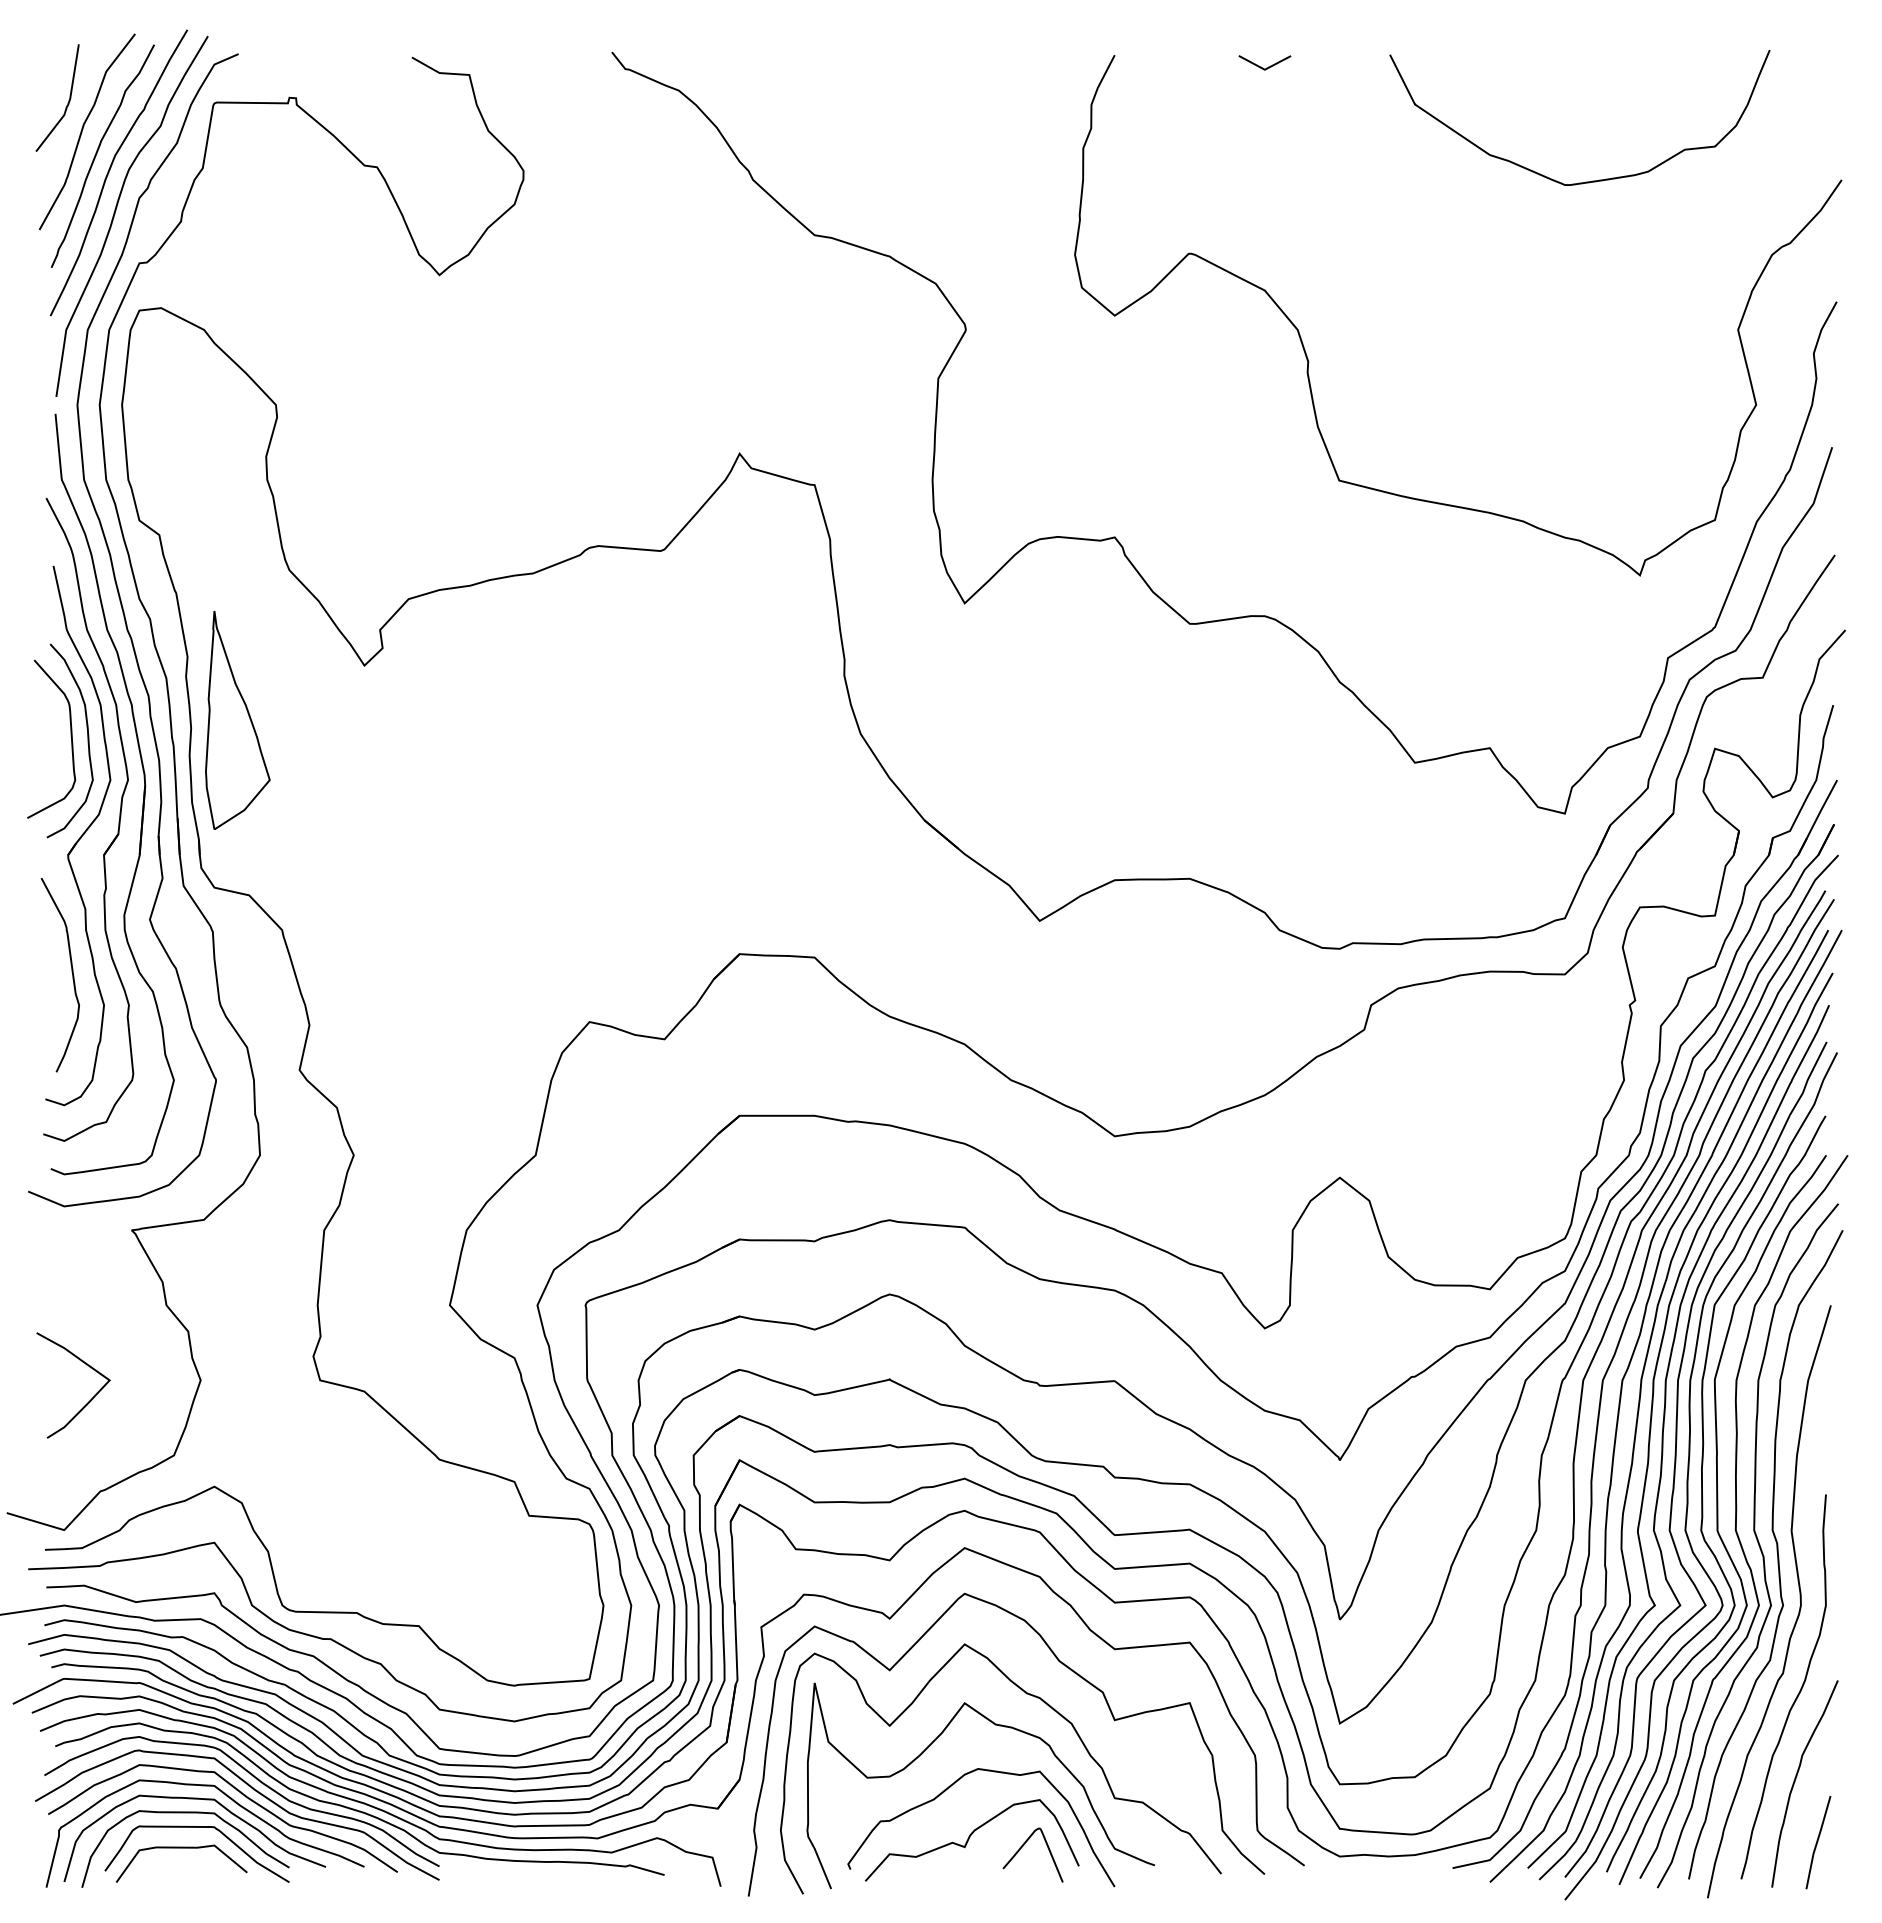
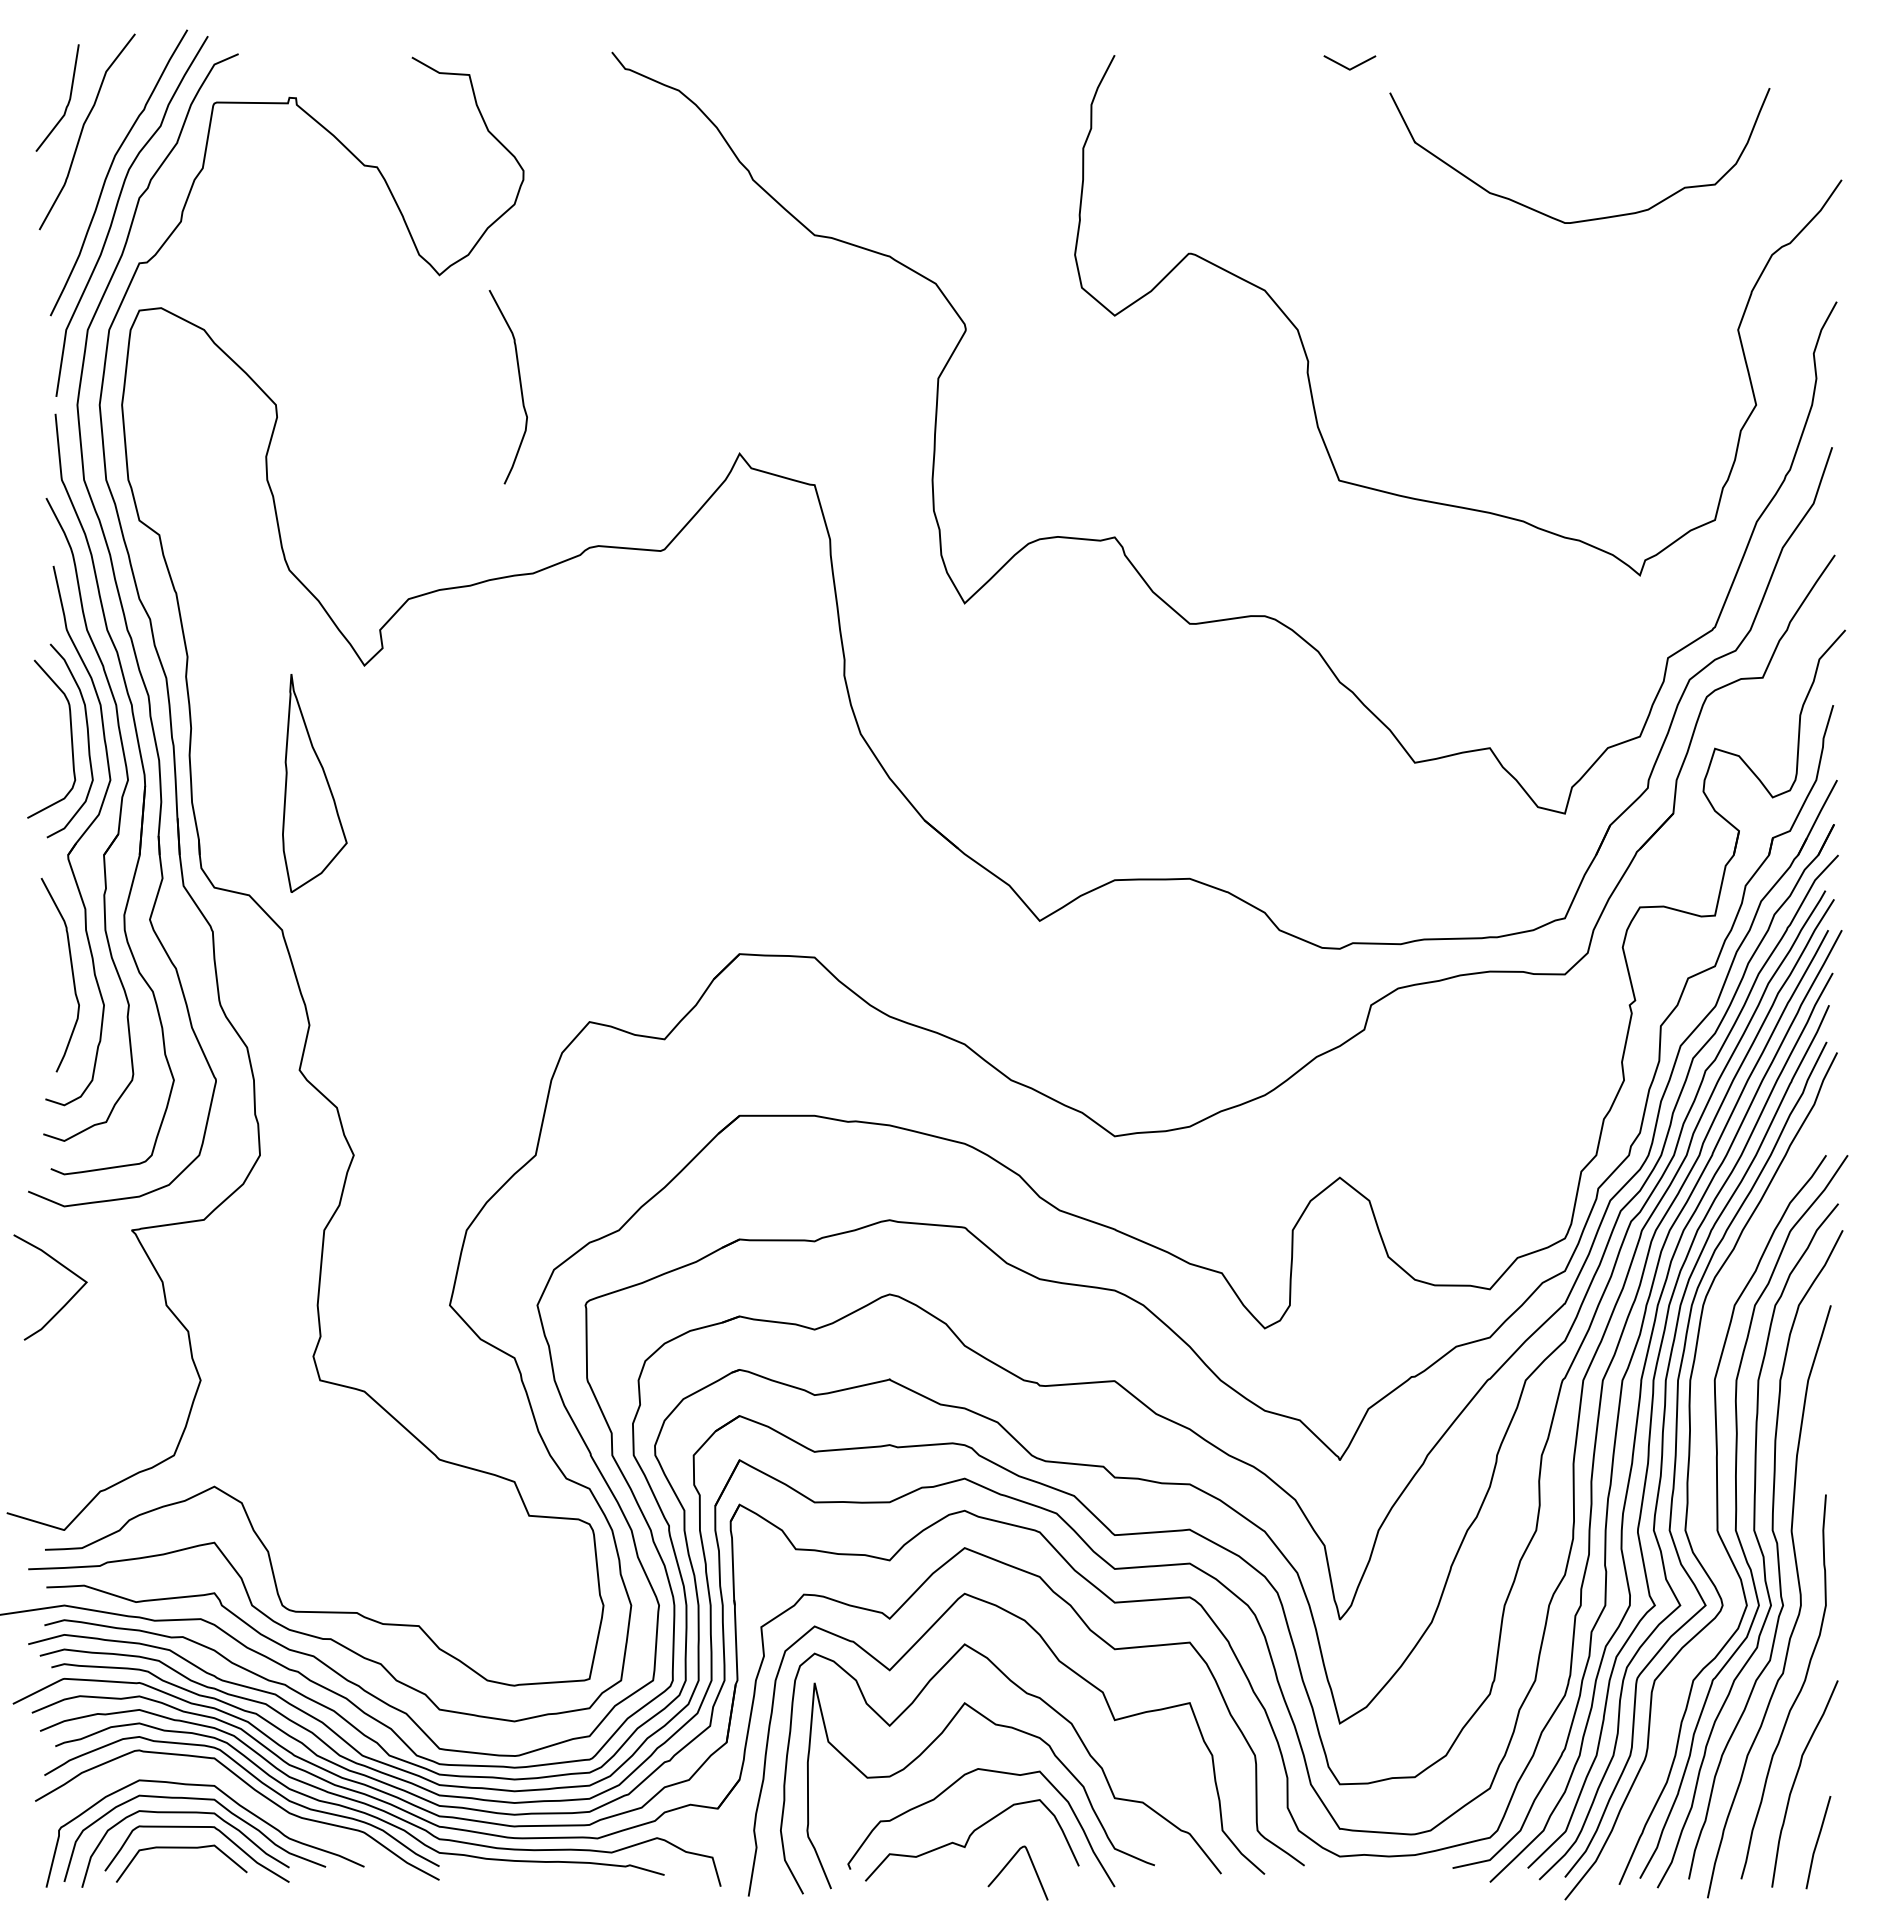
line position: (1261, 66) -> (1346, 66) (1346, 66)
curve: present -> none (97, 153)
curve position: (1585, 181) -> (1585, 219) (1585, 219)
curve: none -> present (519, 384)
part position: (237, 720) -> (314, 783) (314, 783)
curve position: (89, 1400) -> (66, 1302) (66, 1302)
curve: present -> none (1702, 1493)
curve: present -> none (241, 1794)
curve position: (1024, 1845) -> (1009, 1863) (1009, 1863)
